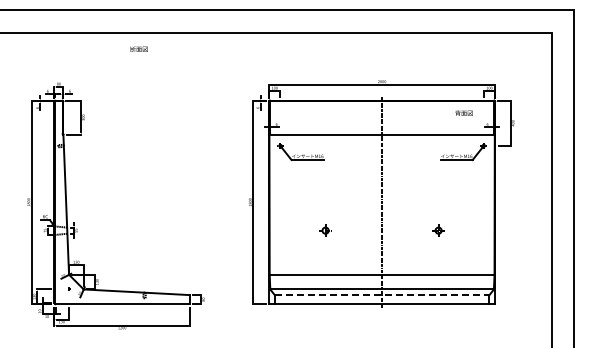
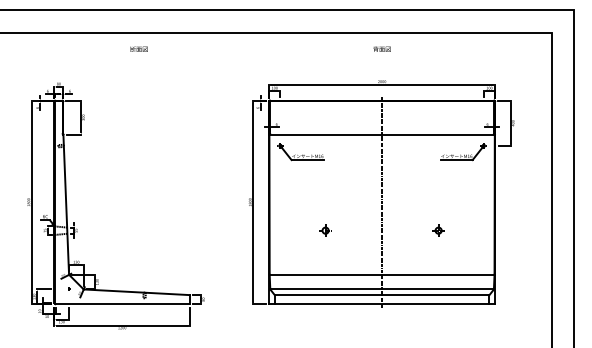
text position: (463, 112) -> (381, 48) (381, 48)
line: dashed -> solid (382, 295)
